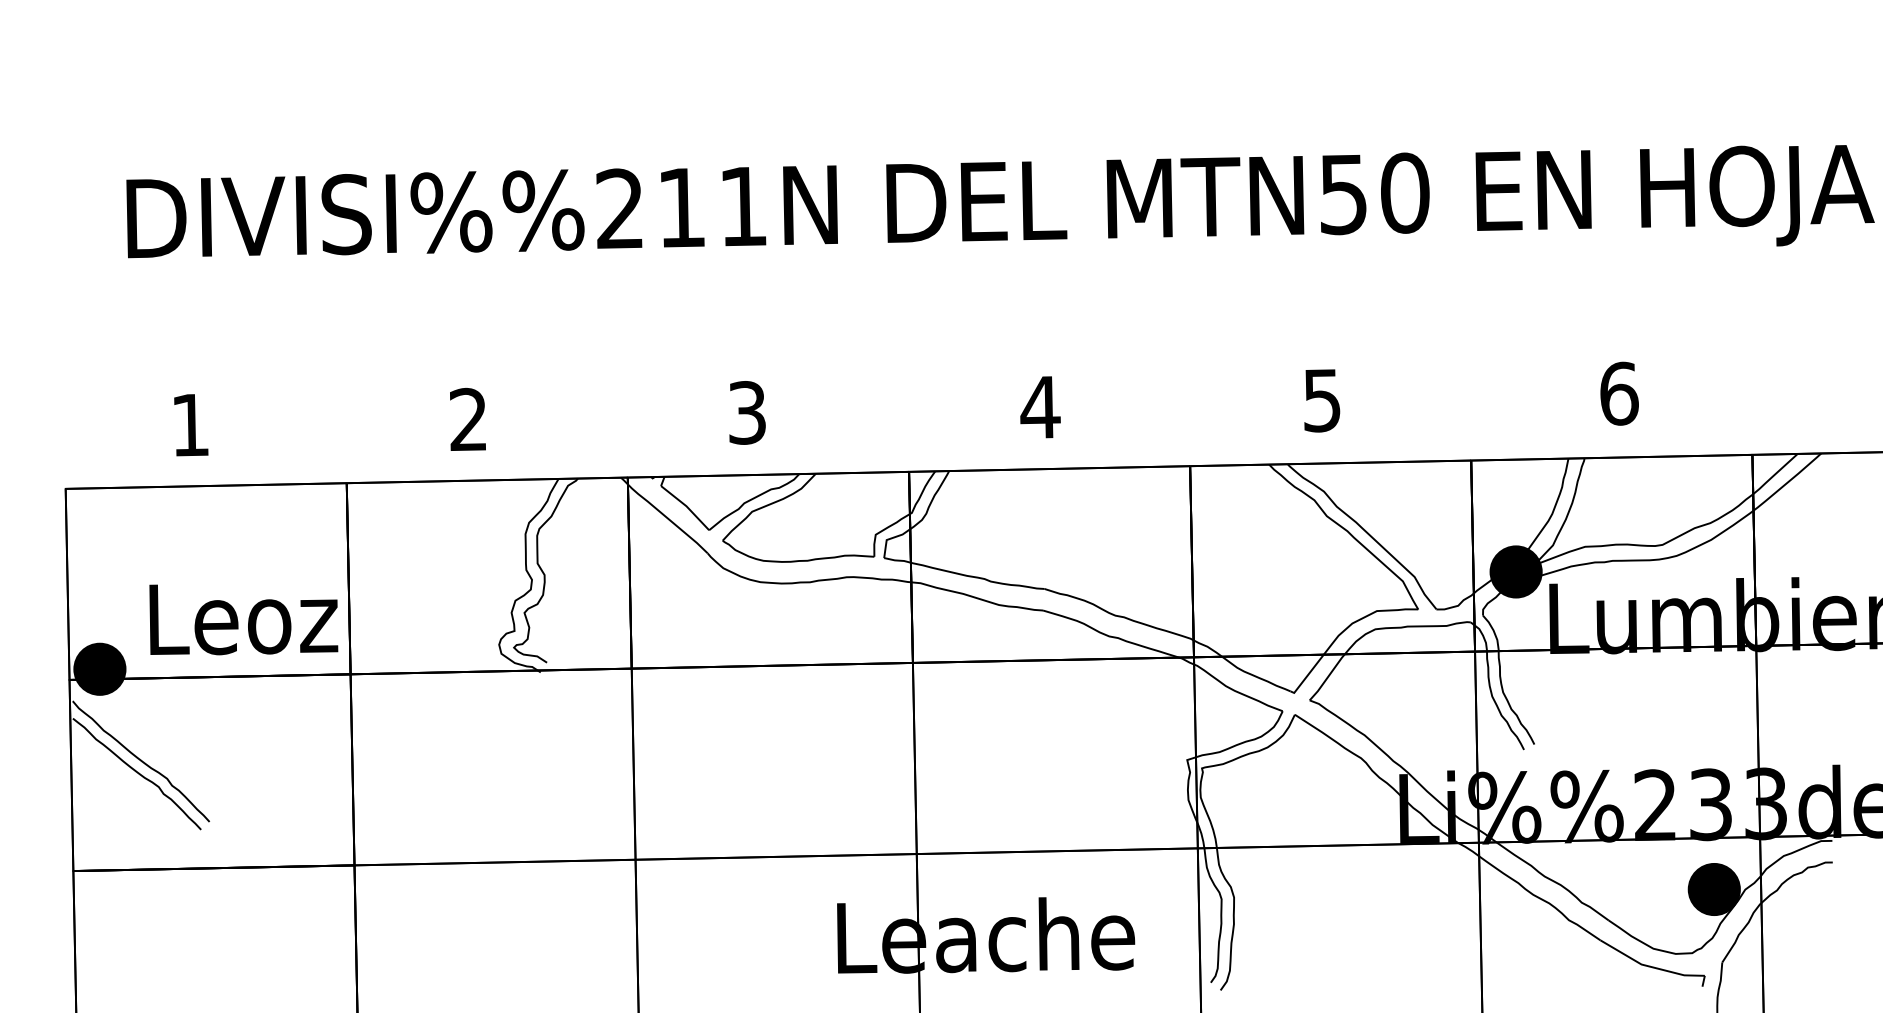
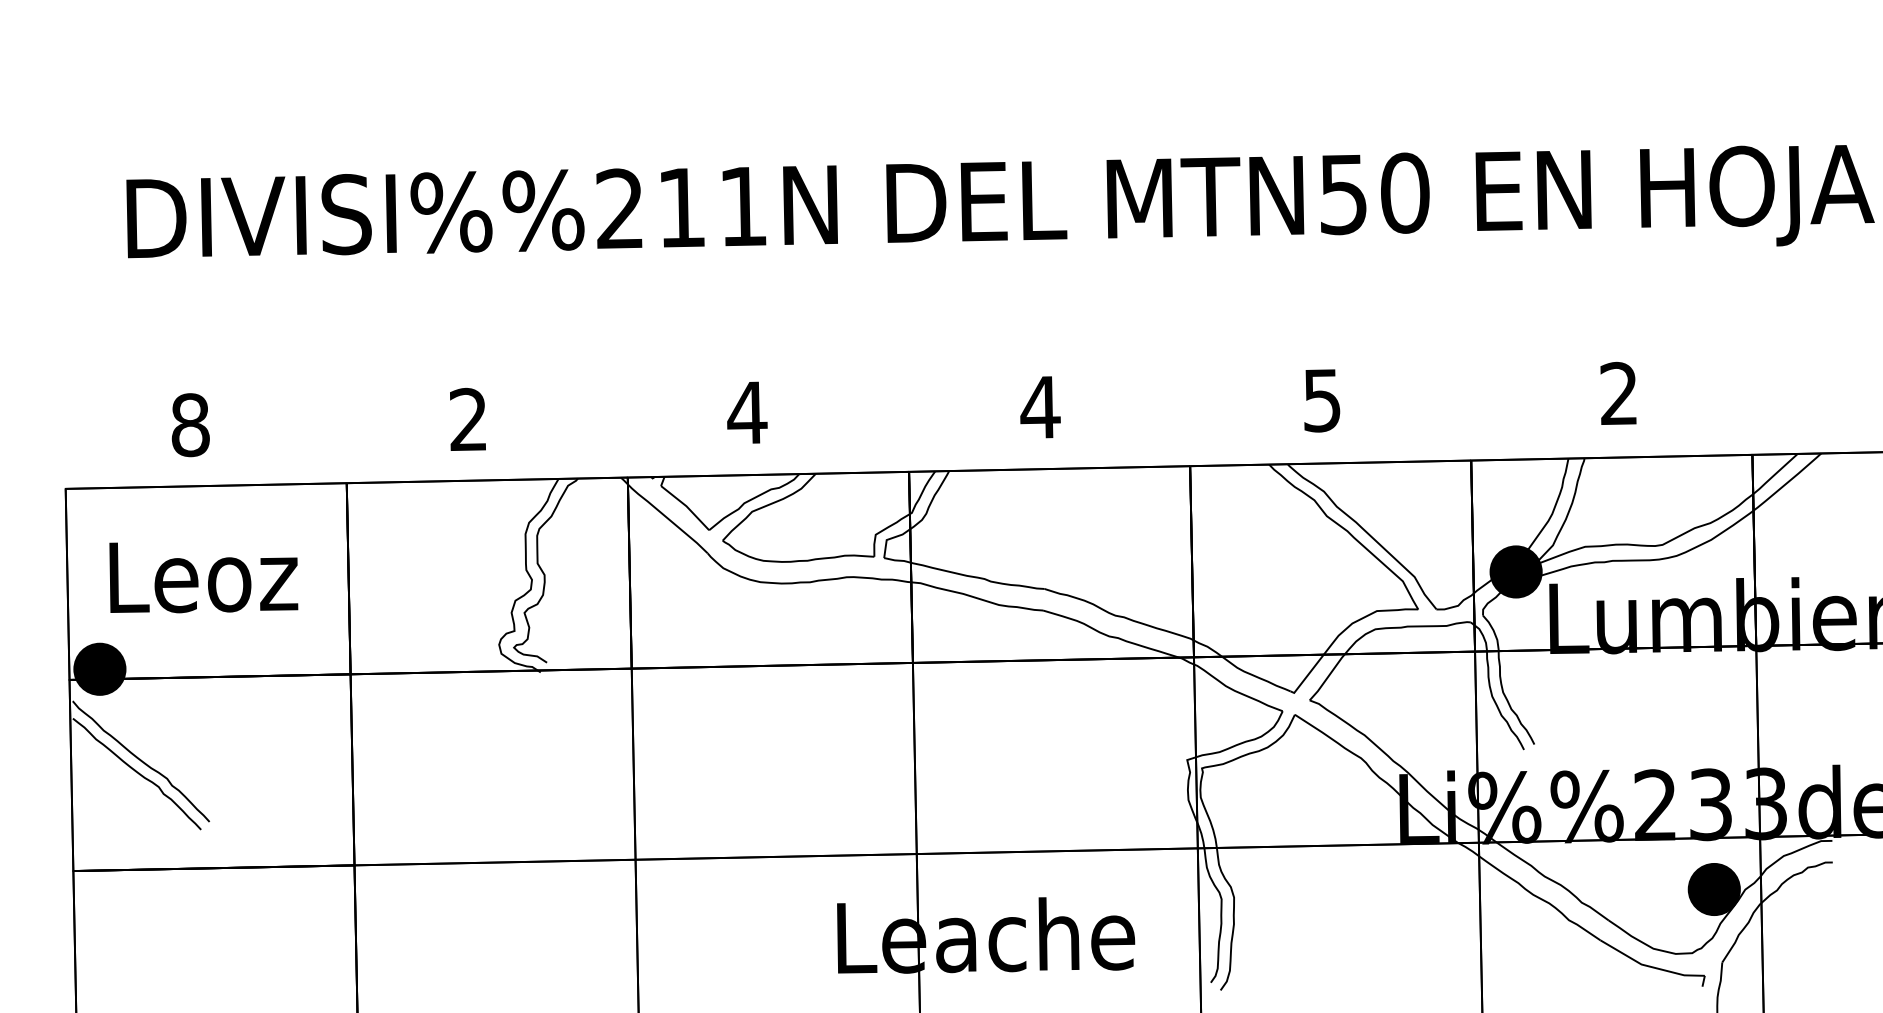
text: 6 -> 2 (1619, 393)
text: 3 -> 4 (747, 412)
text: 1 -> 8 (190, 425)
text position: (243, 619) -> (203, 577) (203, 577)
